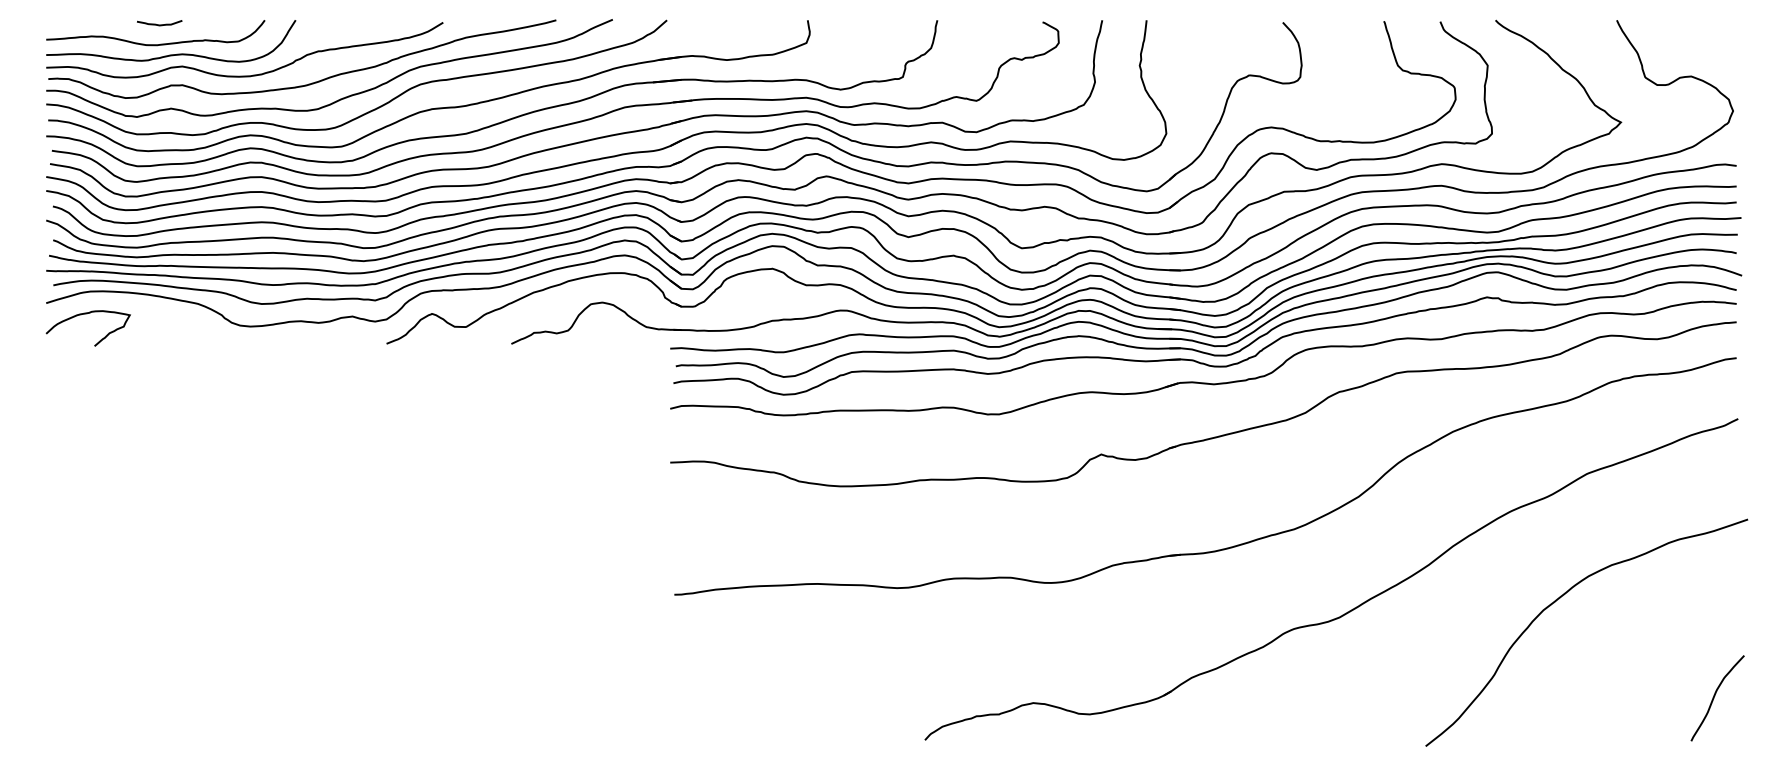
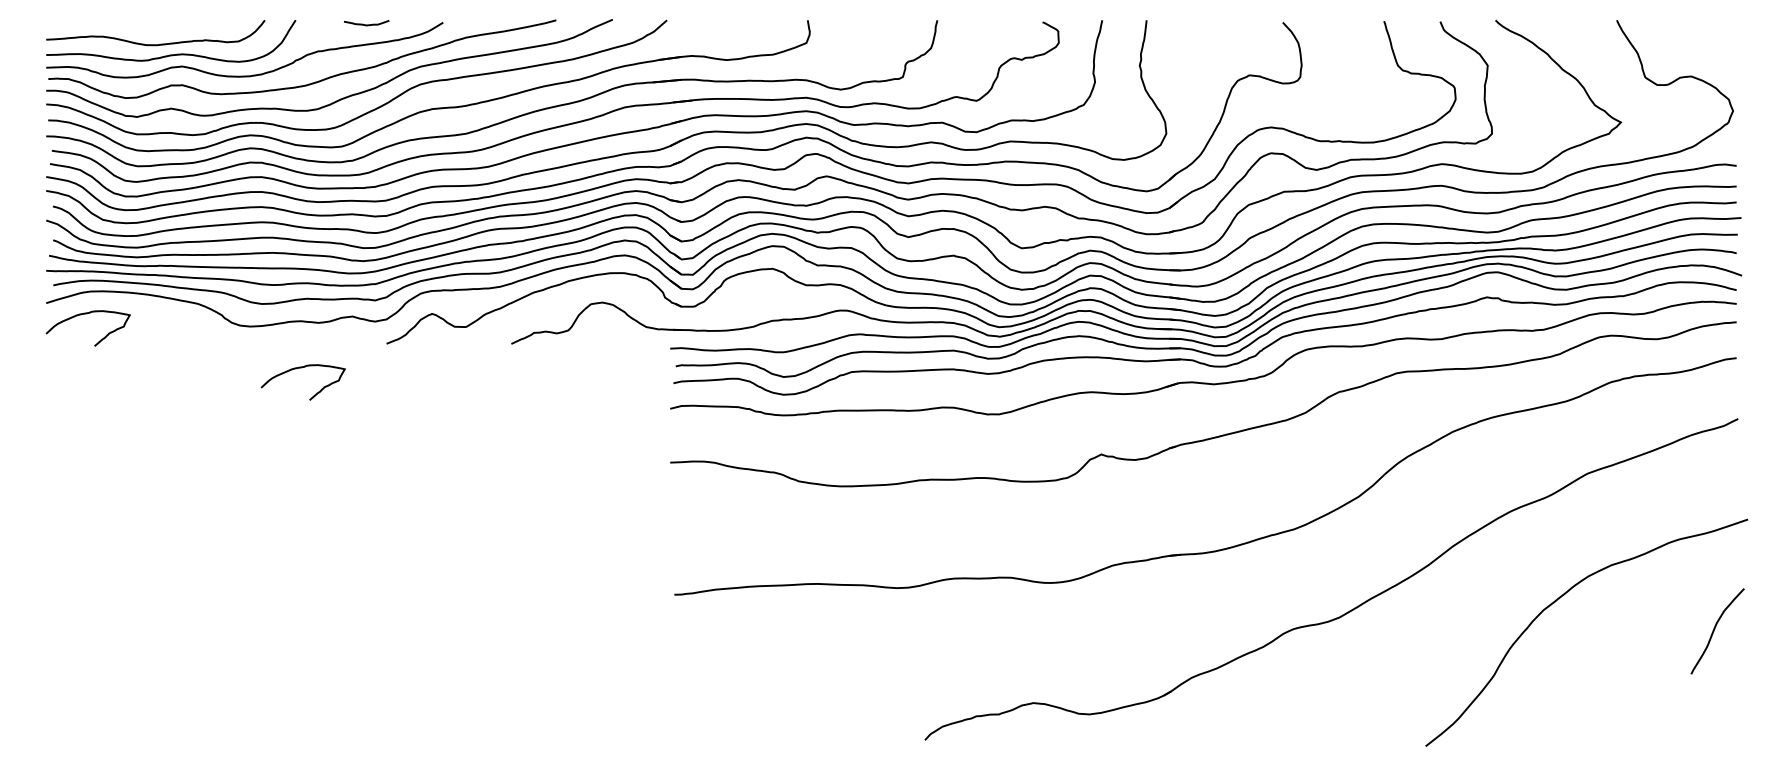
curve position: (159, 24) -> (366, 24) (366, 24)
curve: none -> present (302, 368)
curve position: (1715, 696) -> (1715, 629) (1715, 629)
